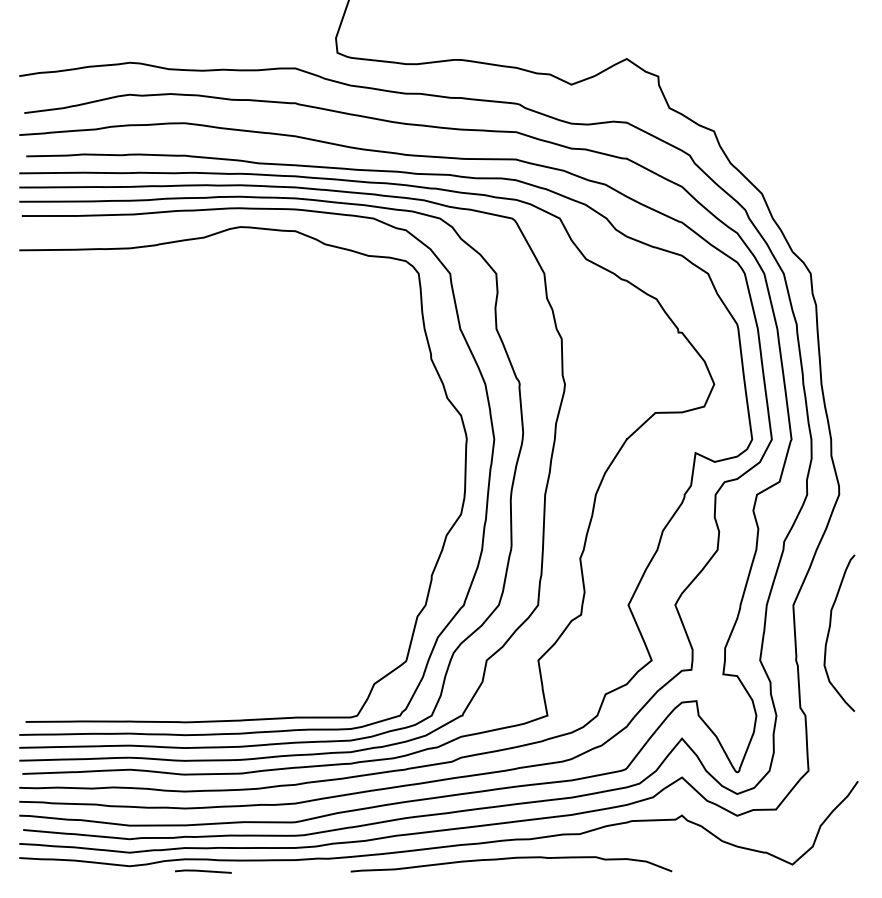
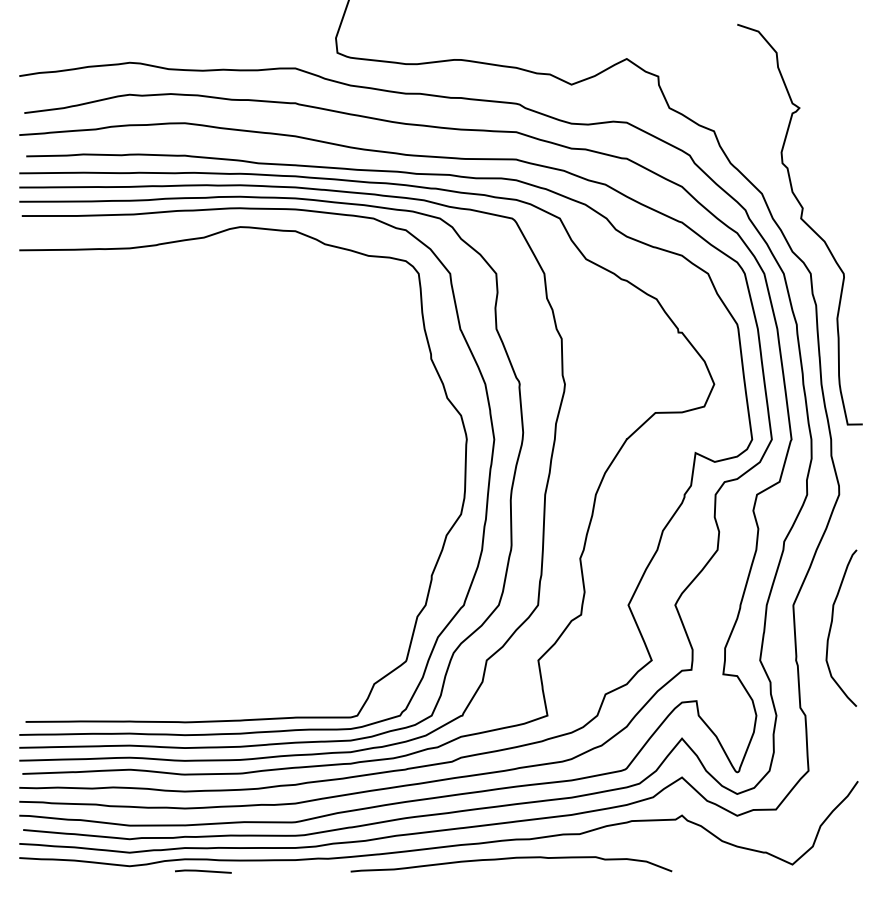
curve: none -> present (802, 221)
curve position: (830, 629) -> (832, 624) (832, 624)
